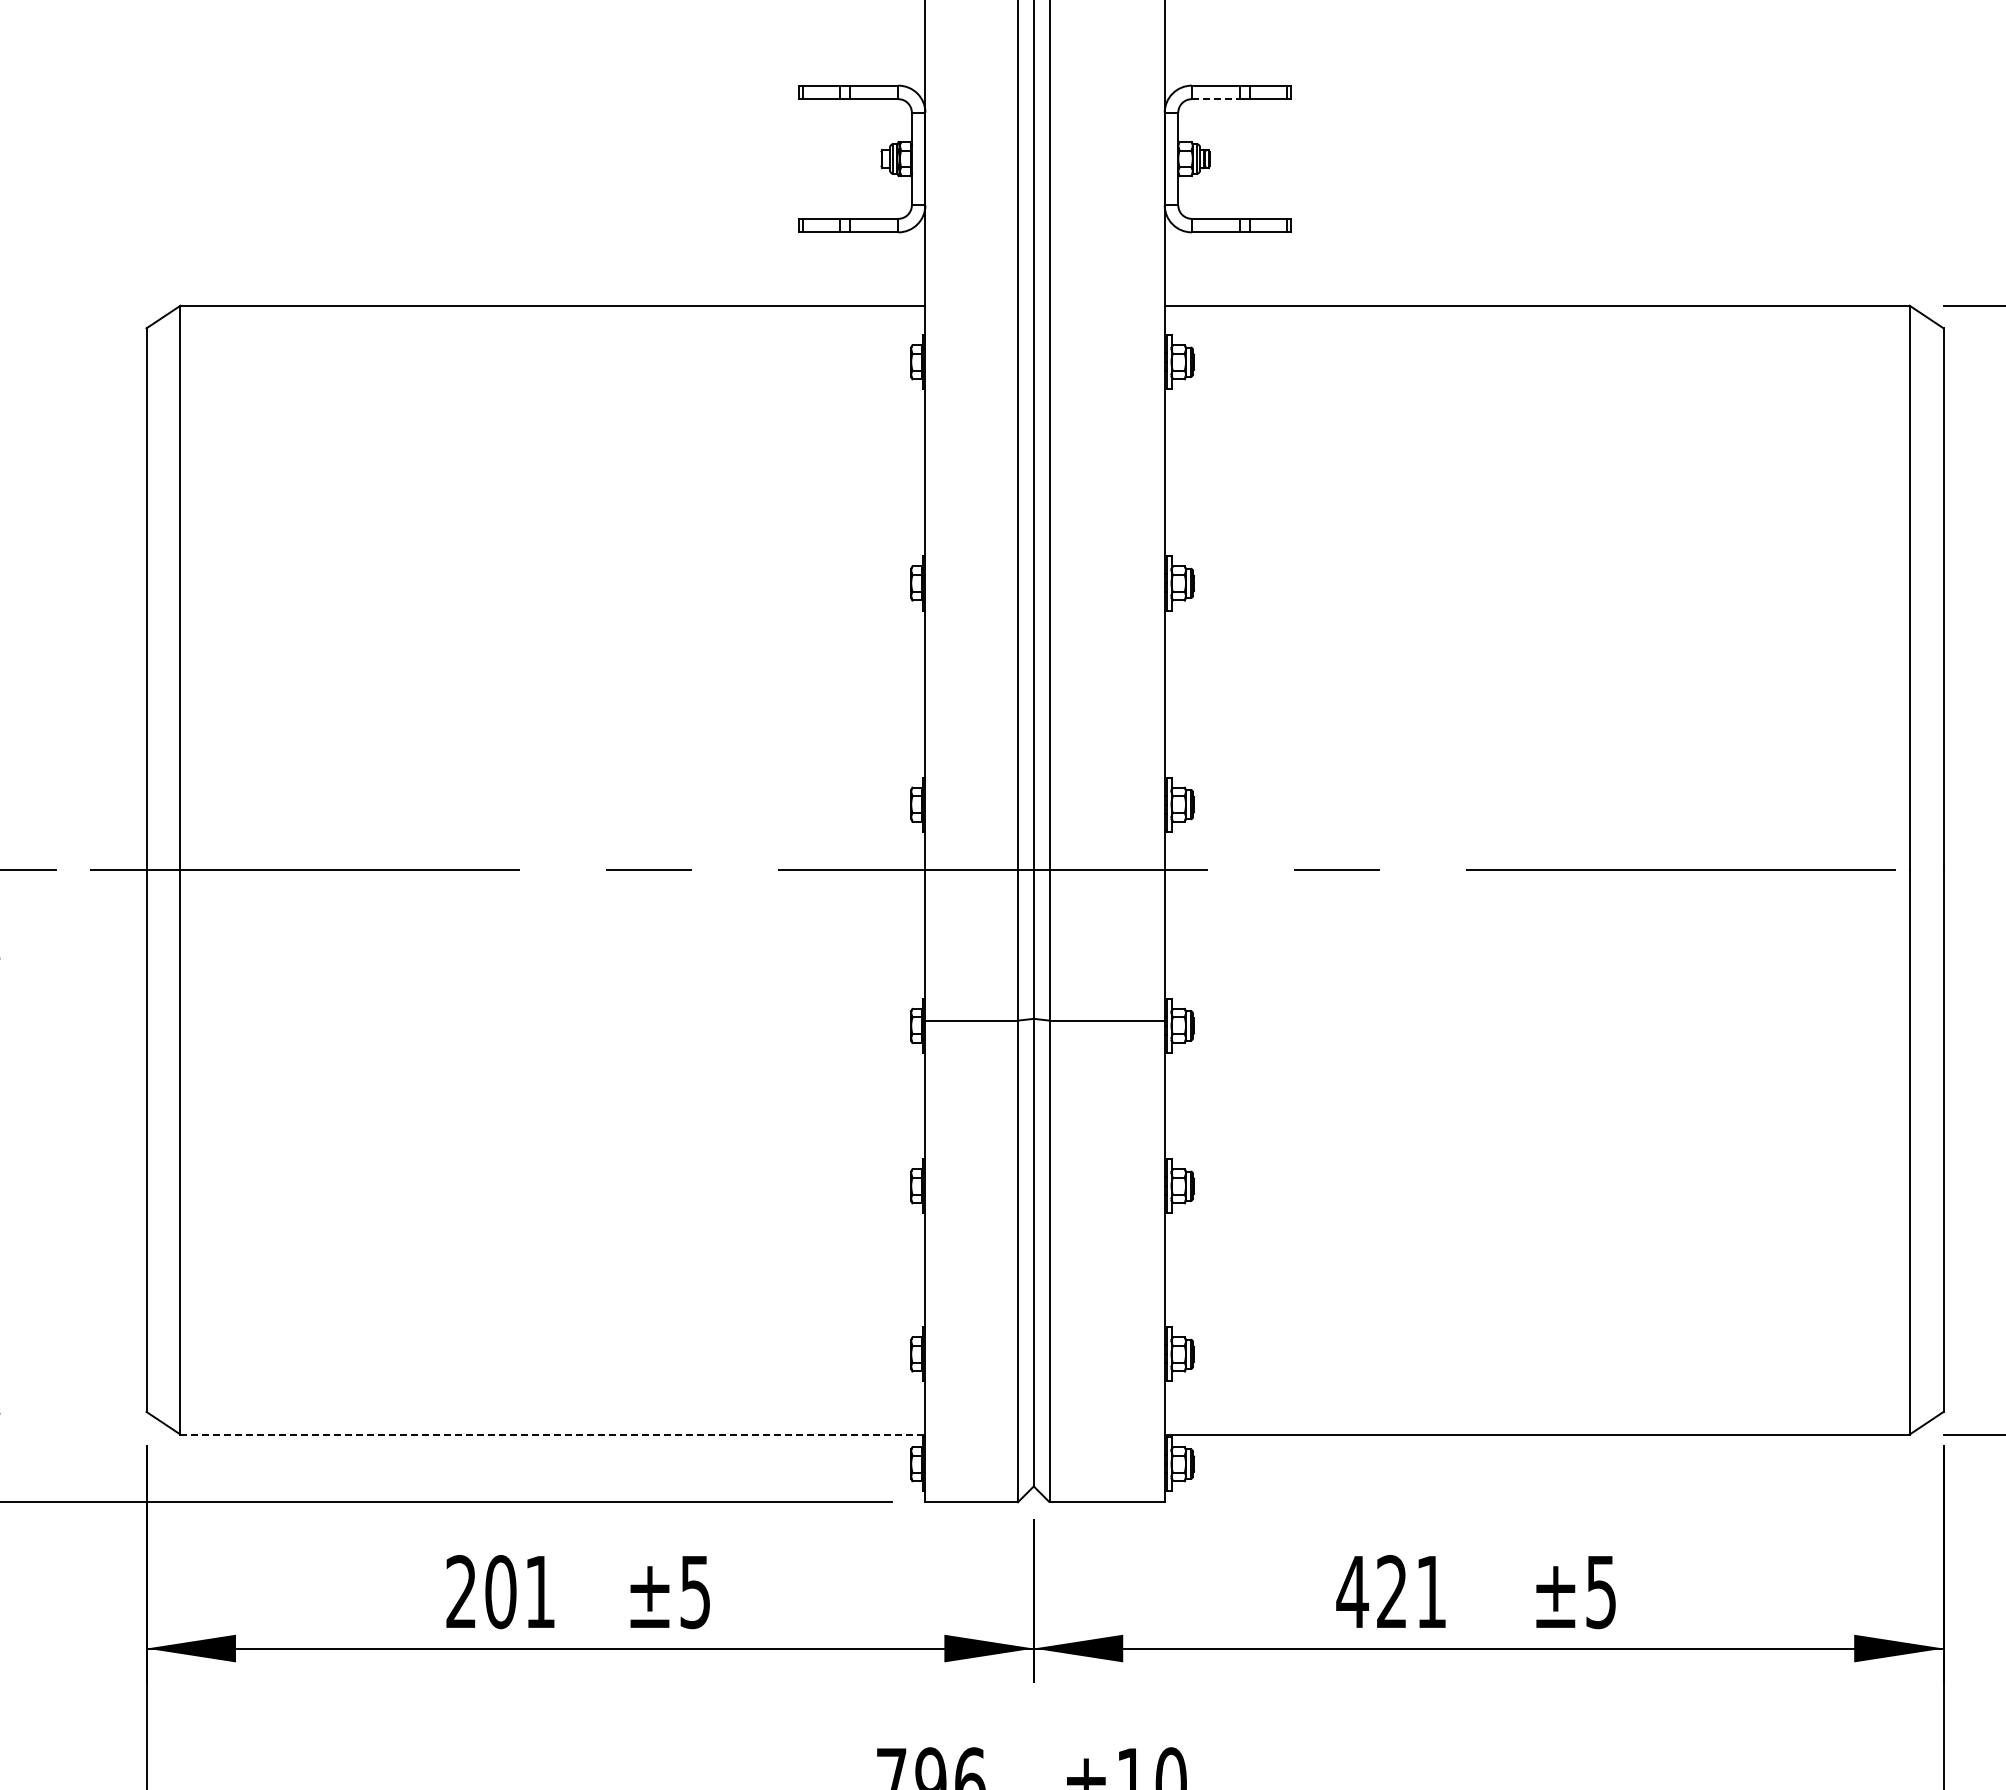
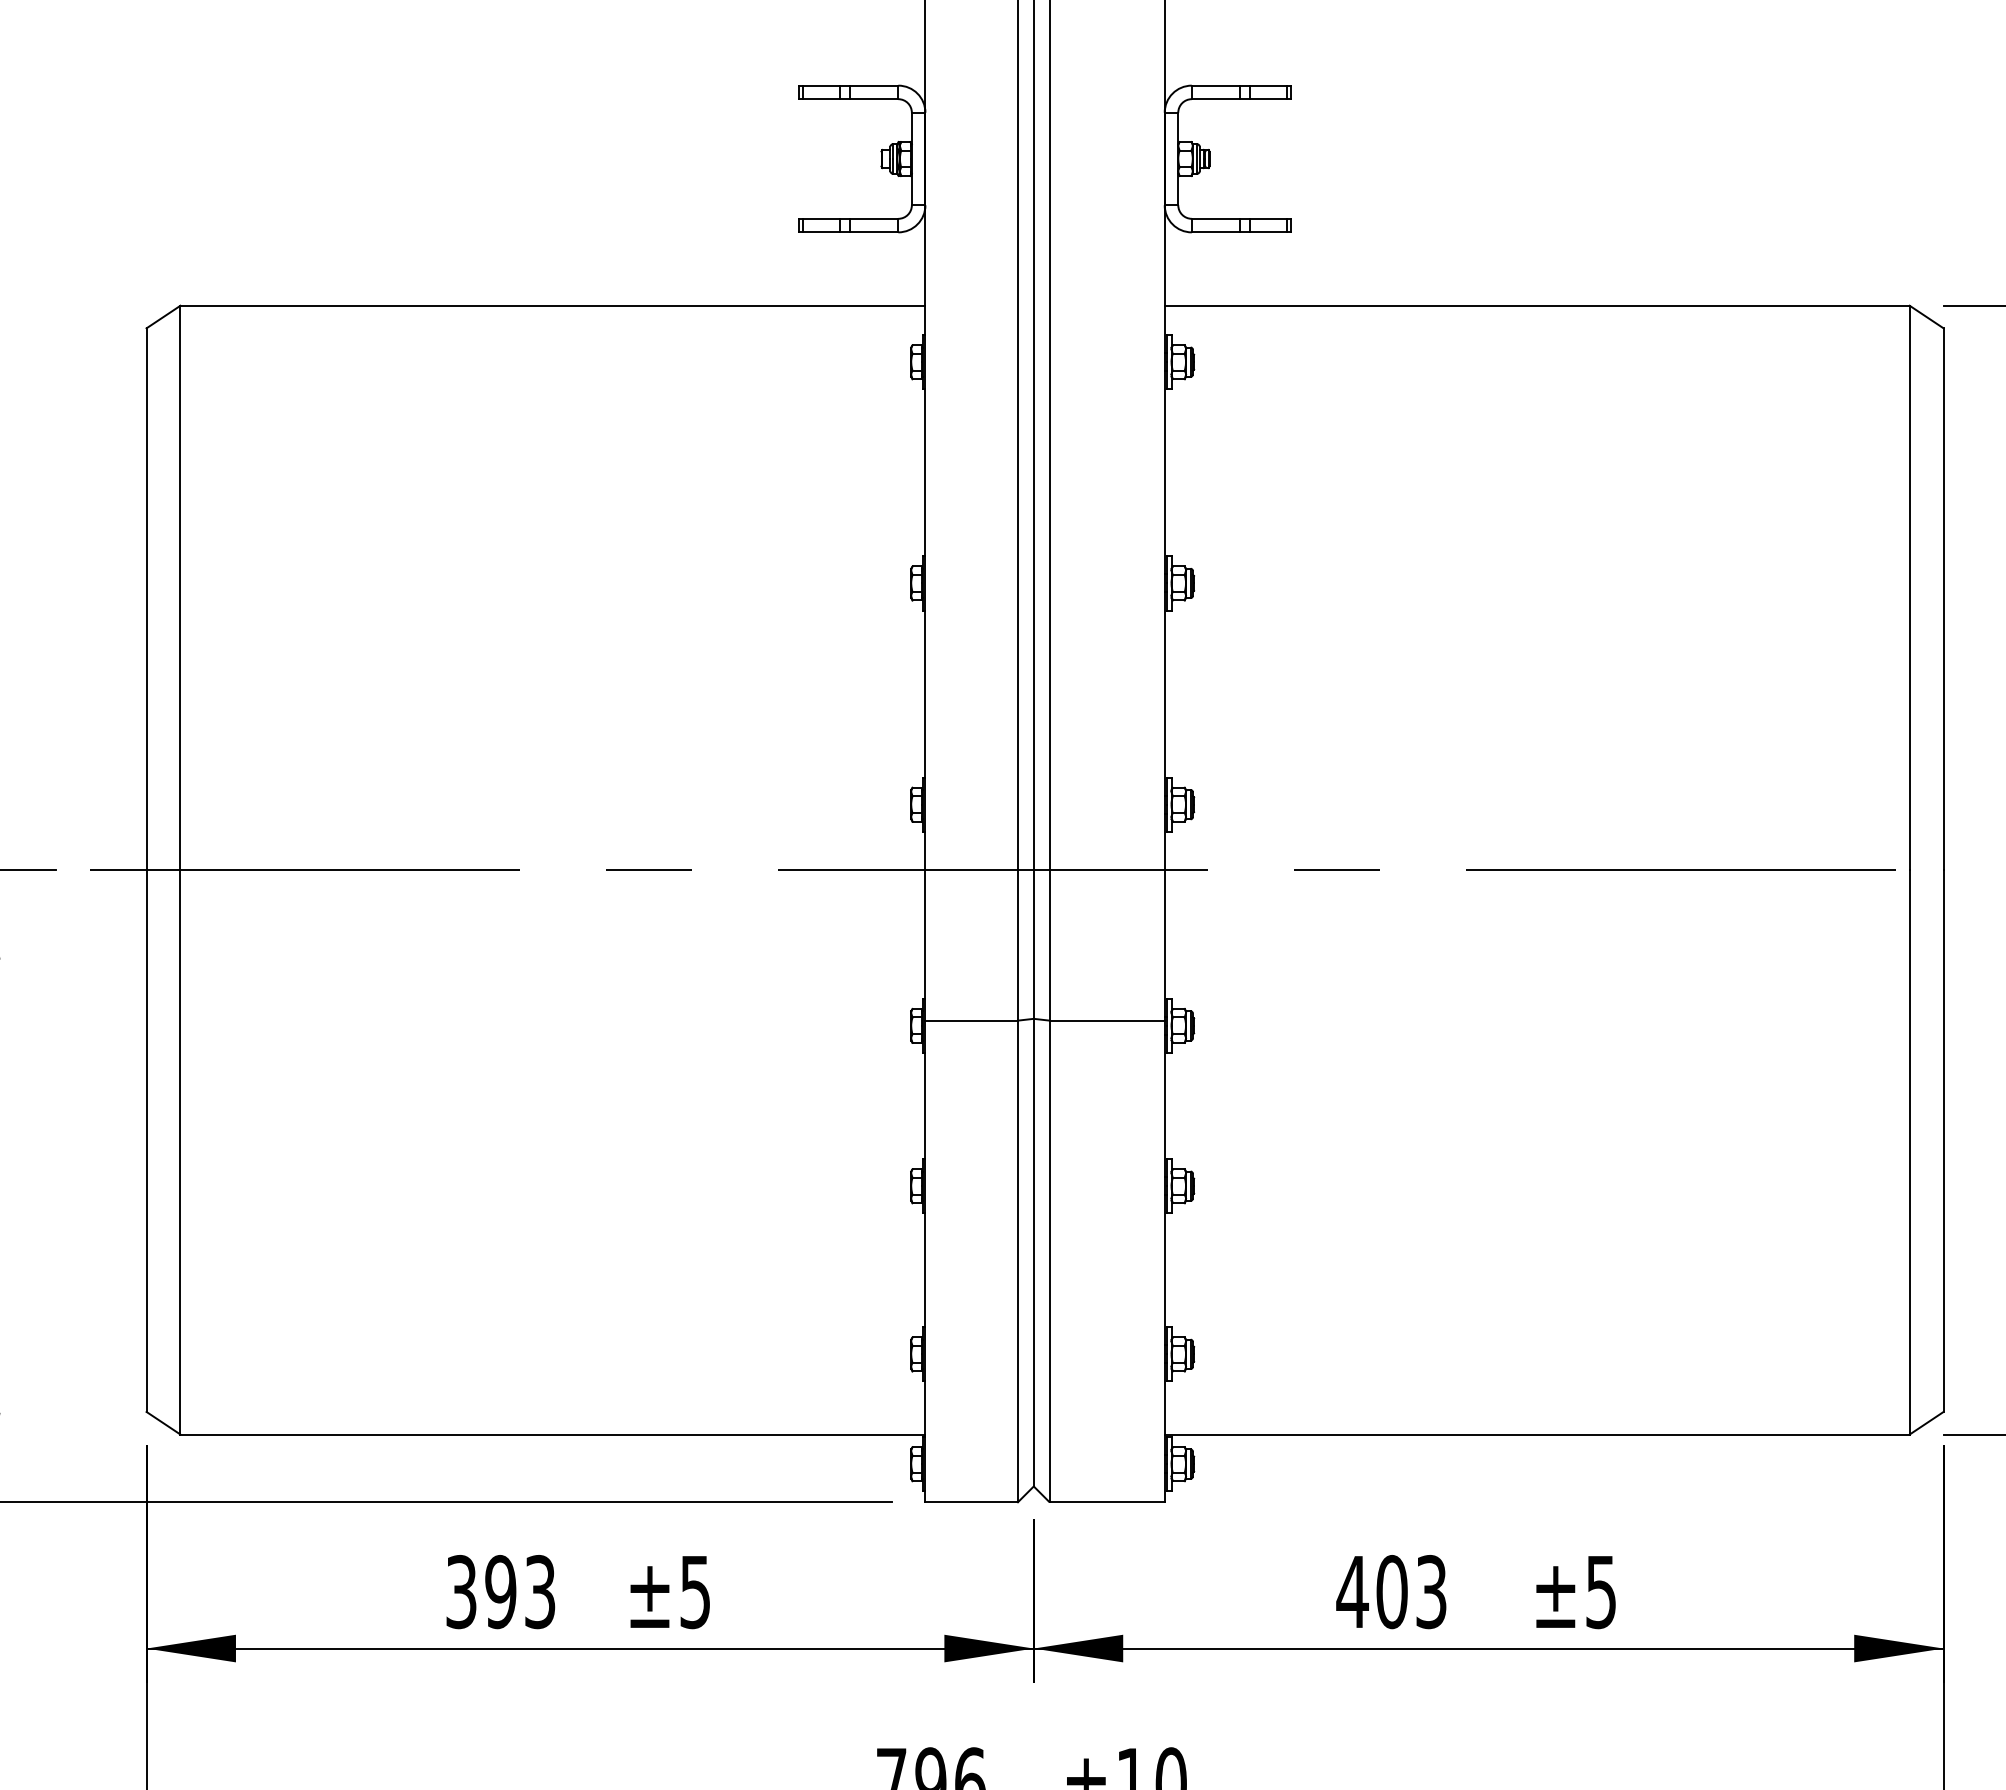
line: dashed -> solid (1216, 99)
line: dashed -> solid (553, 1434)
text: 201 -> 393 (500, 1592)
text: 421 -> 403 (1411, 1592)
